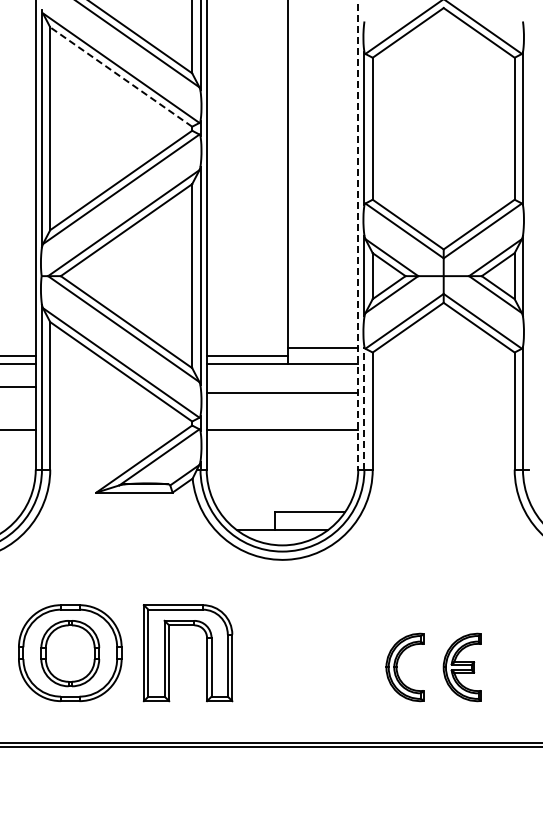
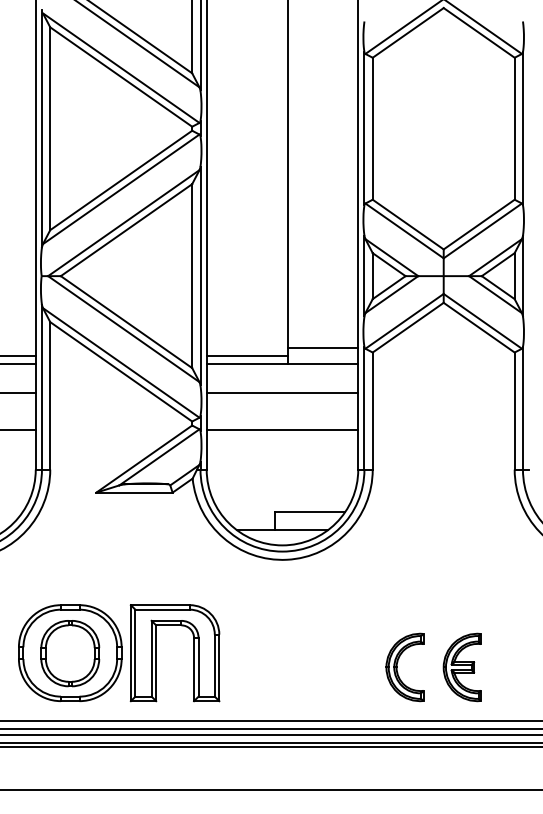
line: dashed -> solid (121, 77)
line: dashed -> solid (358, 235)
line position: (18, 387) -> (18, 393) (18, 393)
line: dashed -> solid (364, 407)
part position: (169, 653) -> (156, 653) (156, 653)
line: none -> present (270, 720)
line: none -> present (270, 729)
line: none -> present (270, 734)
line: none -> present (270, 789)
